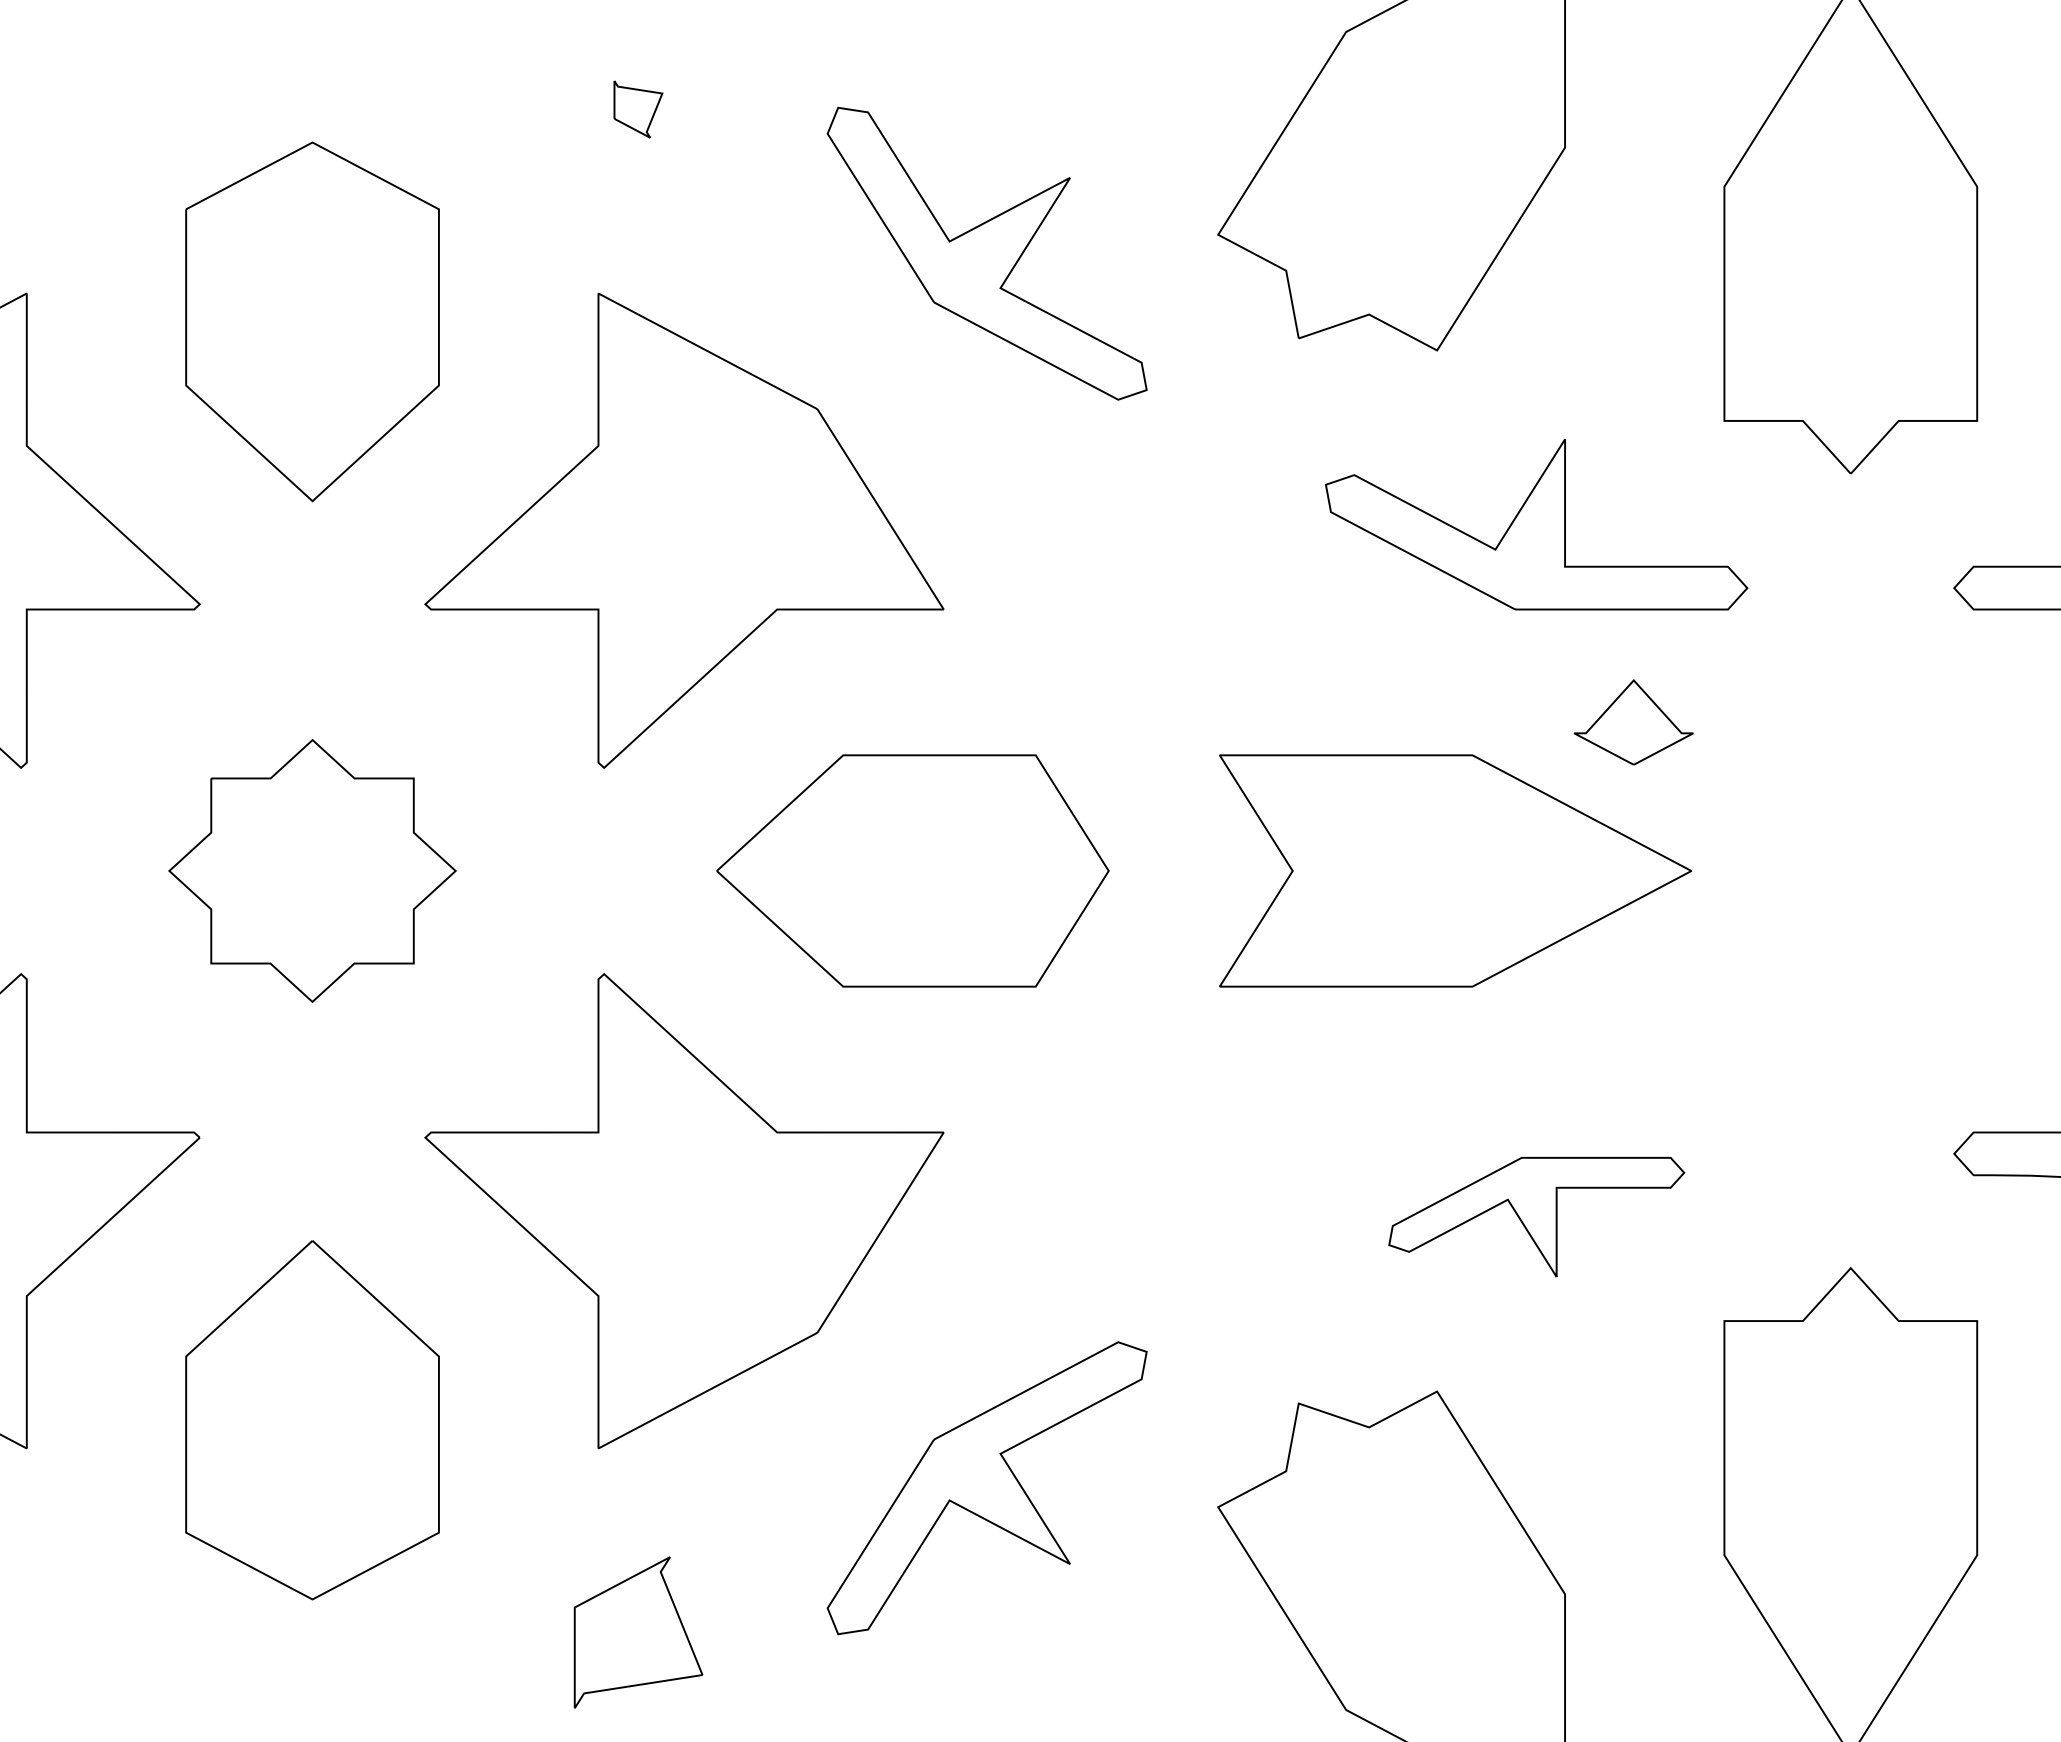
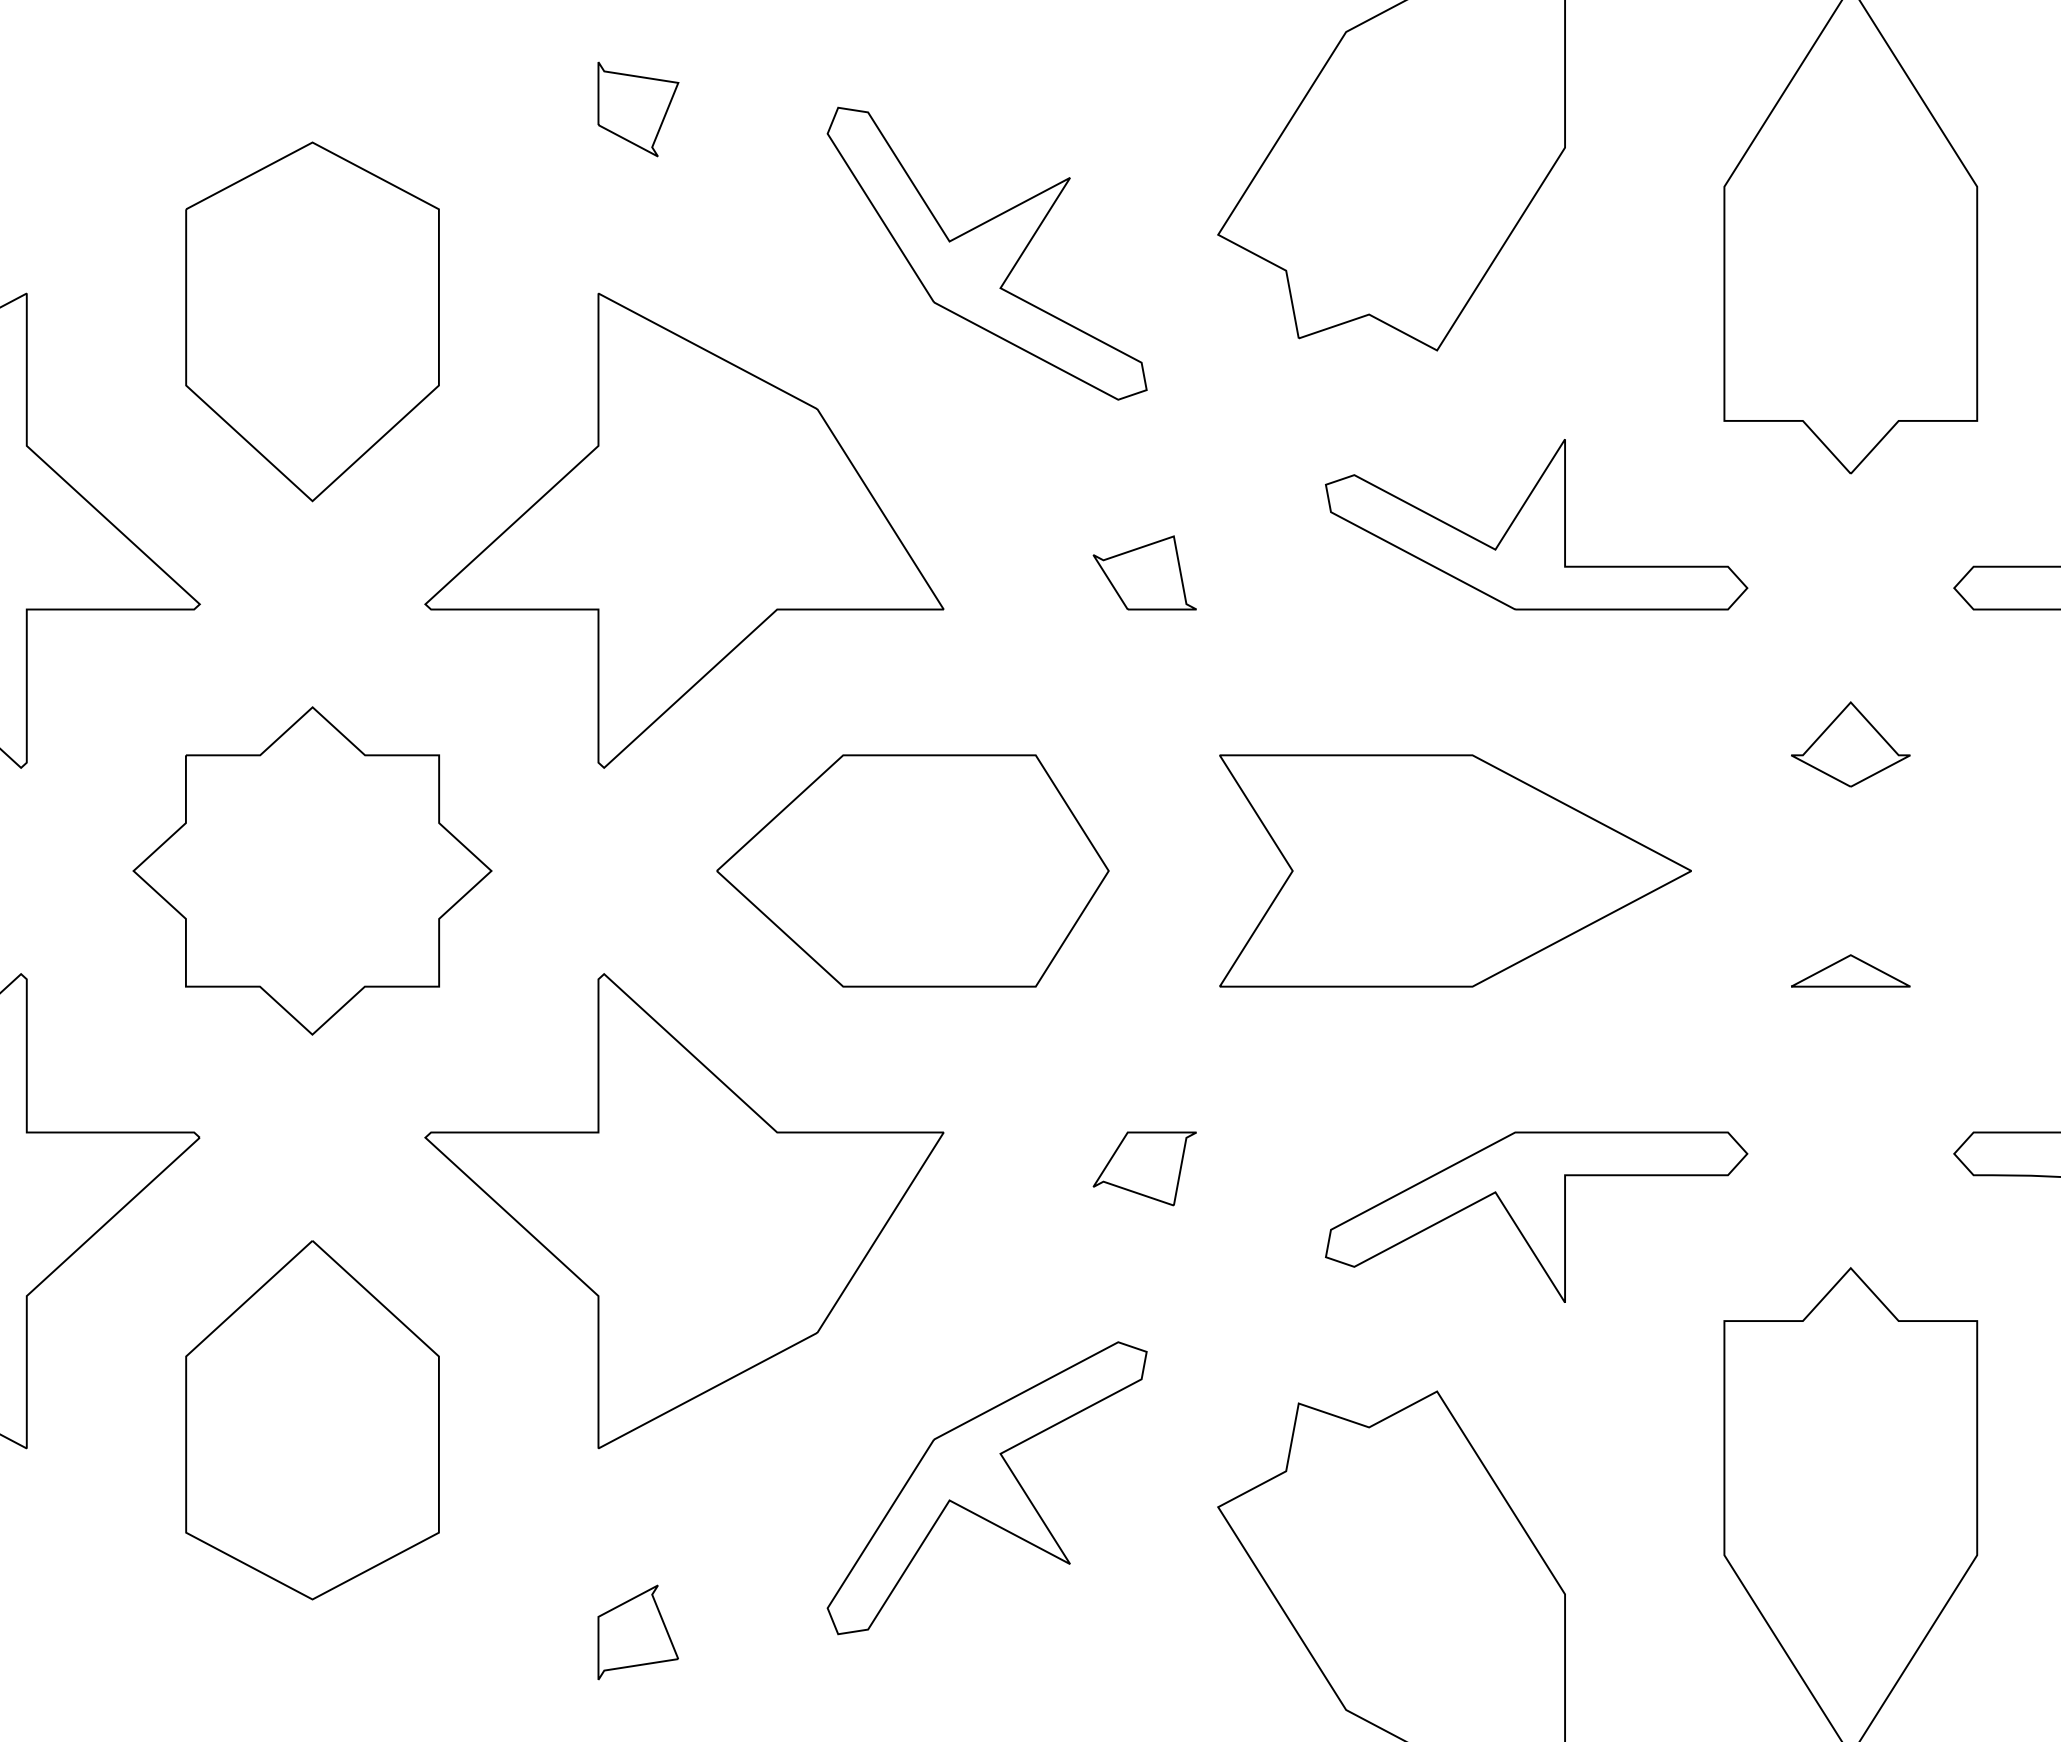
part size: 51x59 px -> 83x97 px (638, 109)
part: none -> present (1144, 572)
part position: (1633, 722) -> (1850, 744) (1850, 744)
part size: 289x264 px -> 361x330 px (312, 870)
part: none -> present (1850, 970)
part: none -> present (1144, 1168)
part size: 298x121 px -> 424x172 px (1536, 1216)
part size: 131x153 px -> 82x97 px (637, 1632)
